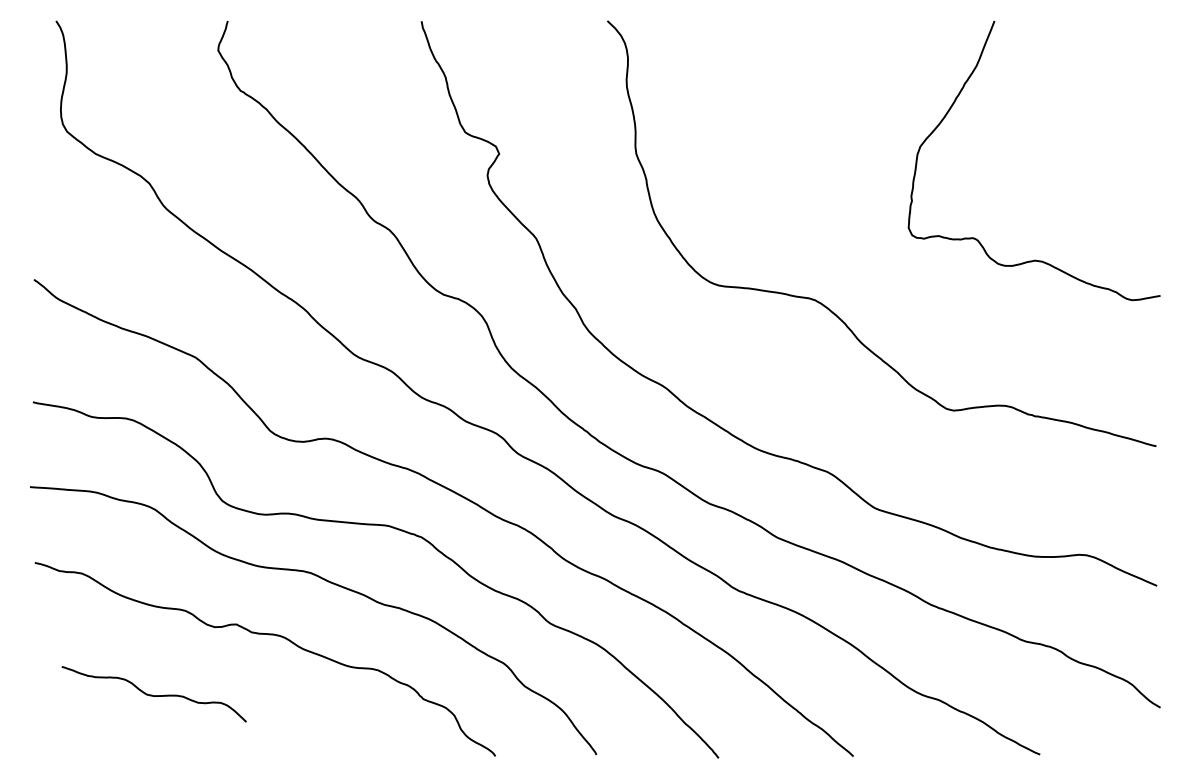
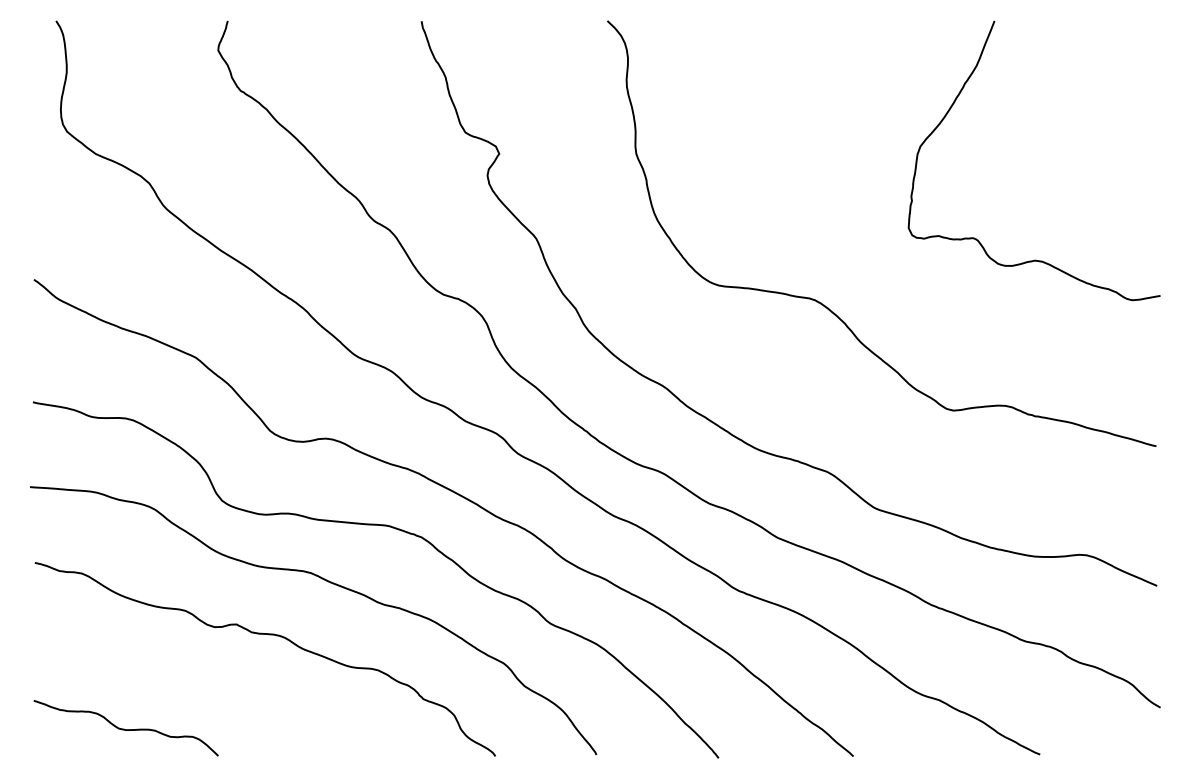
curve position: (152, 694) -> (124, 728) (124, 728)
